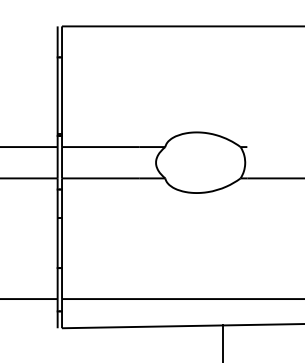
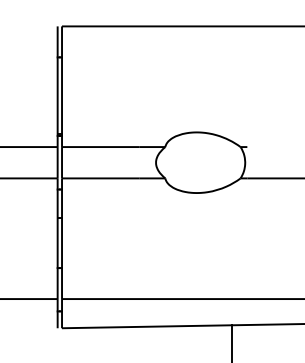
line position: (223, 342) -> (232, 342) (232, 342)
